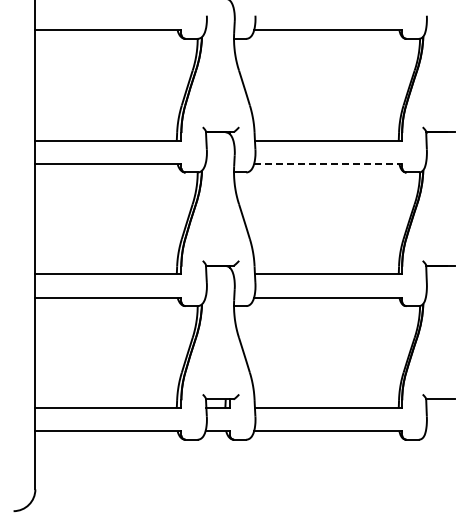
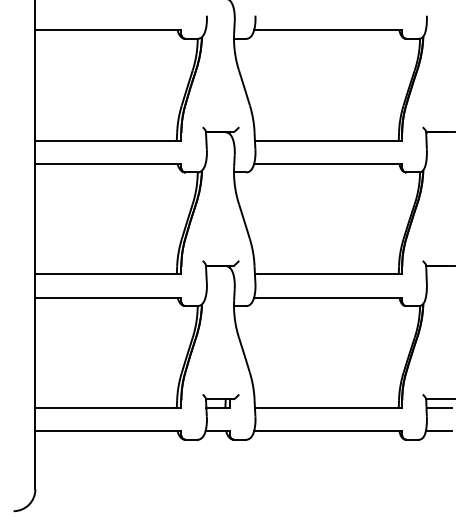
line: dashed -> solid (328, 164)
line: none -> present (438, 408)
line: none -> present (438, 431)
